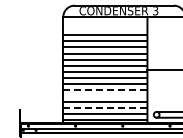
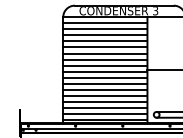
line: none -> present (105, 23)
line: none -> present (105, 29)
line: dashed -> solid (105, 89)
line: none -> present (105, 95)
line: dashed -> solid (105, 108)
